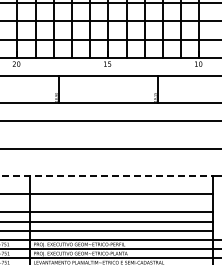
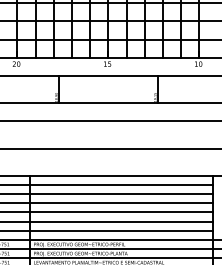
line: dashed -> solid (107, 176)
line: none -> present (107, 185)
line: none -> present (107, 203)
